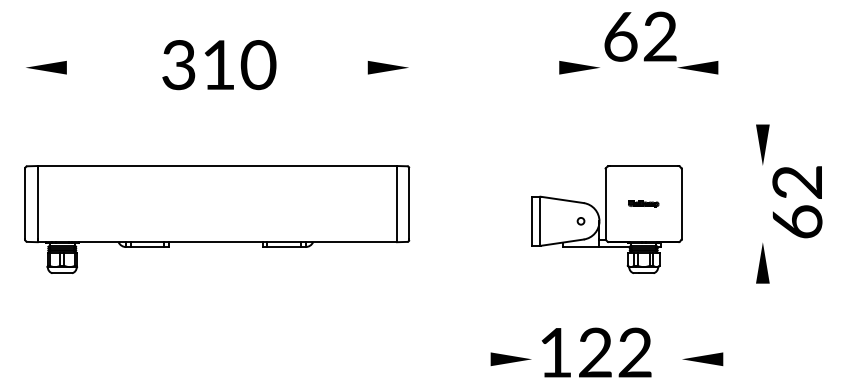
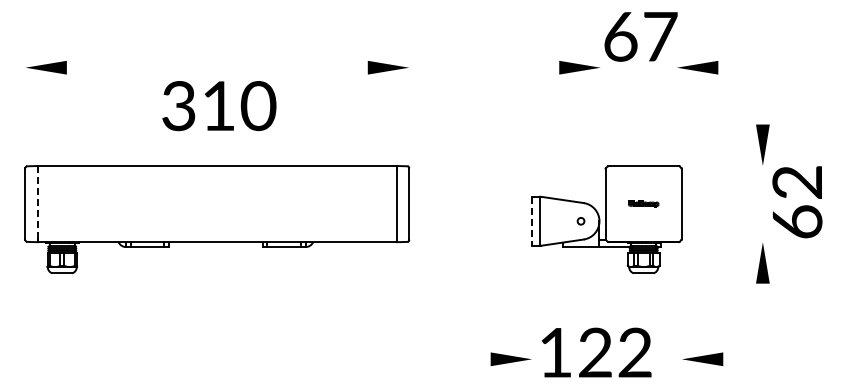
text: 62 -> 67 (660, 36)
text position: (219, 65) -> (219, 106) (219, 106)
line: solid -> dashed (37, 204)
line: solid -> dashed (532, 221)
